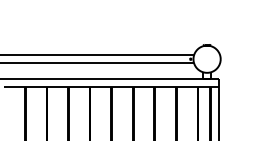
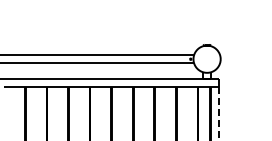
line: solid -> dashed (218, 114)
